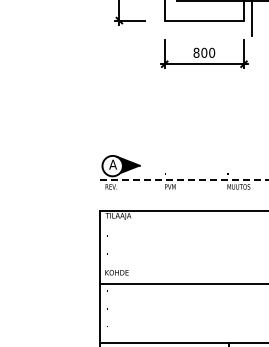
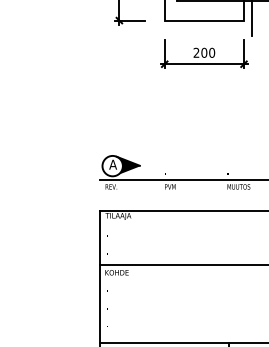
text: 800 -> 200 (196, 52)
line: dashed -> solid (184, 179)
line position: (182, 284) -> (182, 265) (182, 265)
